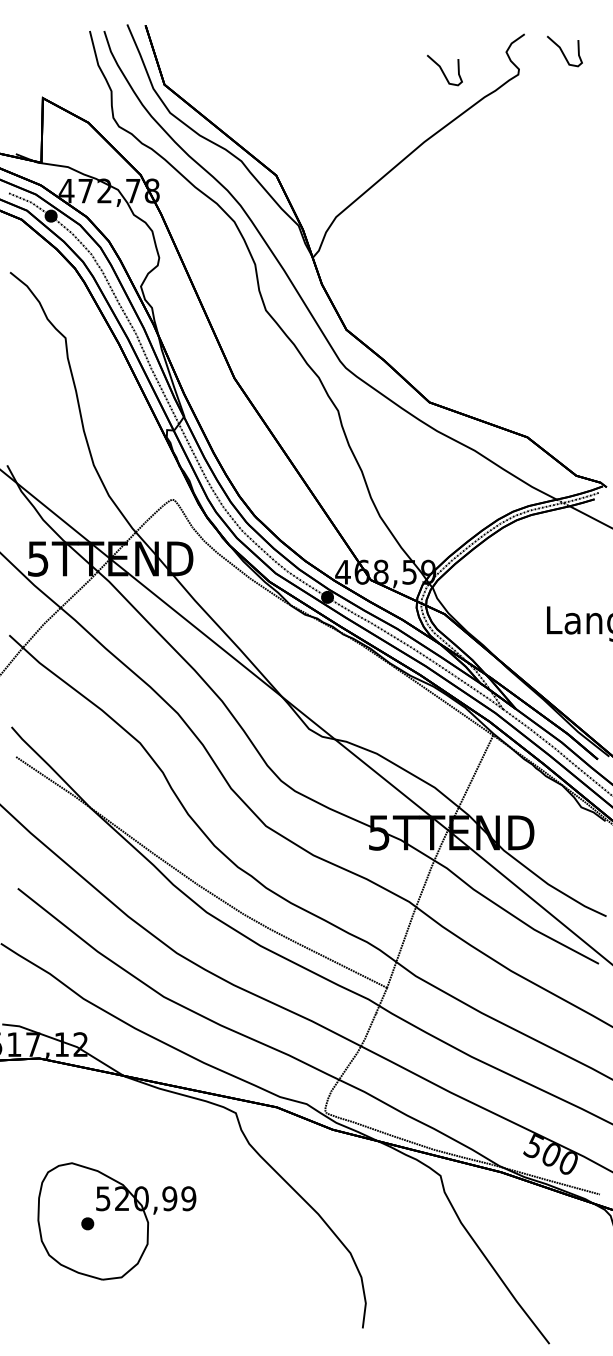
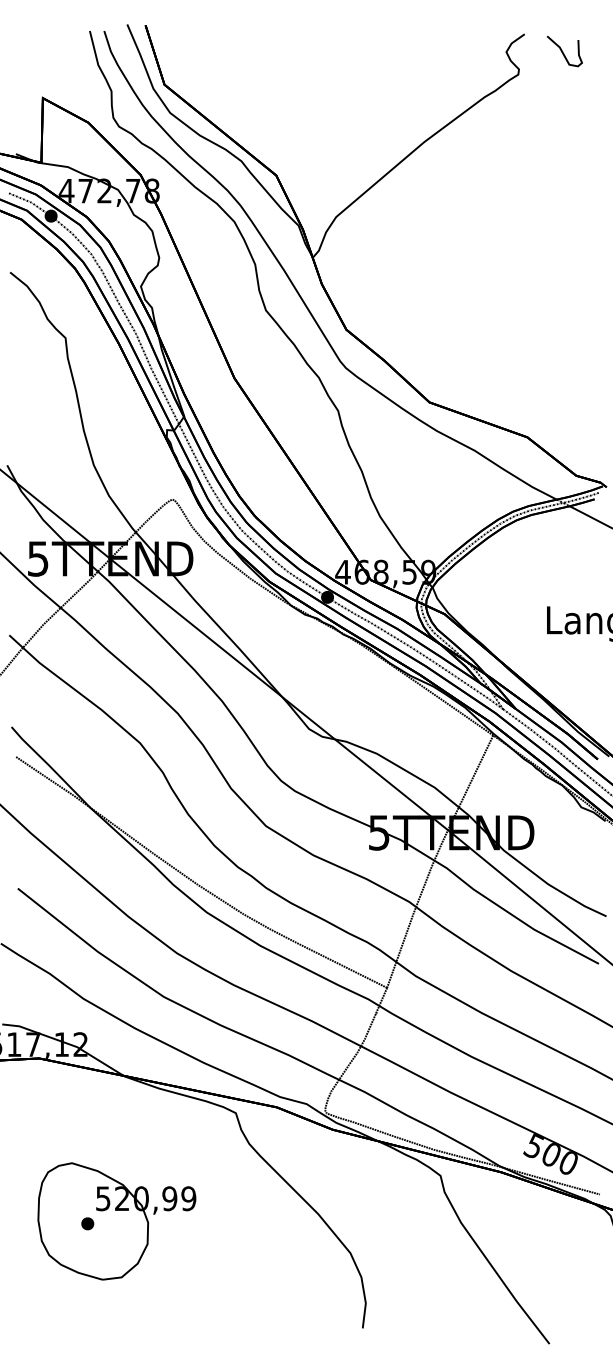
curve: present -> none (443, 70)
